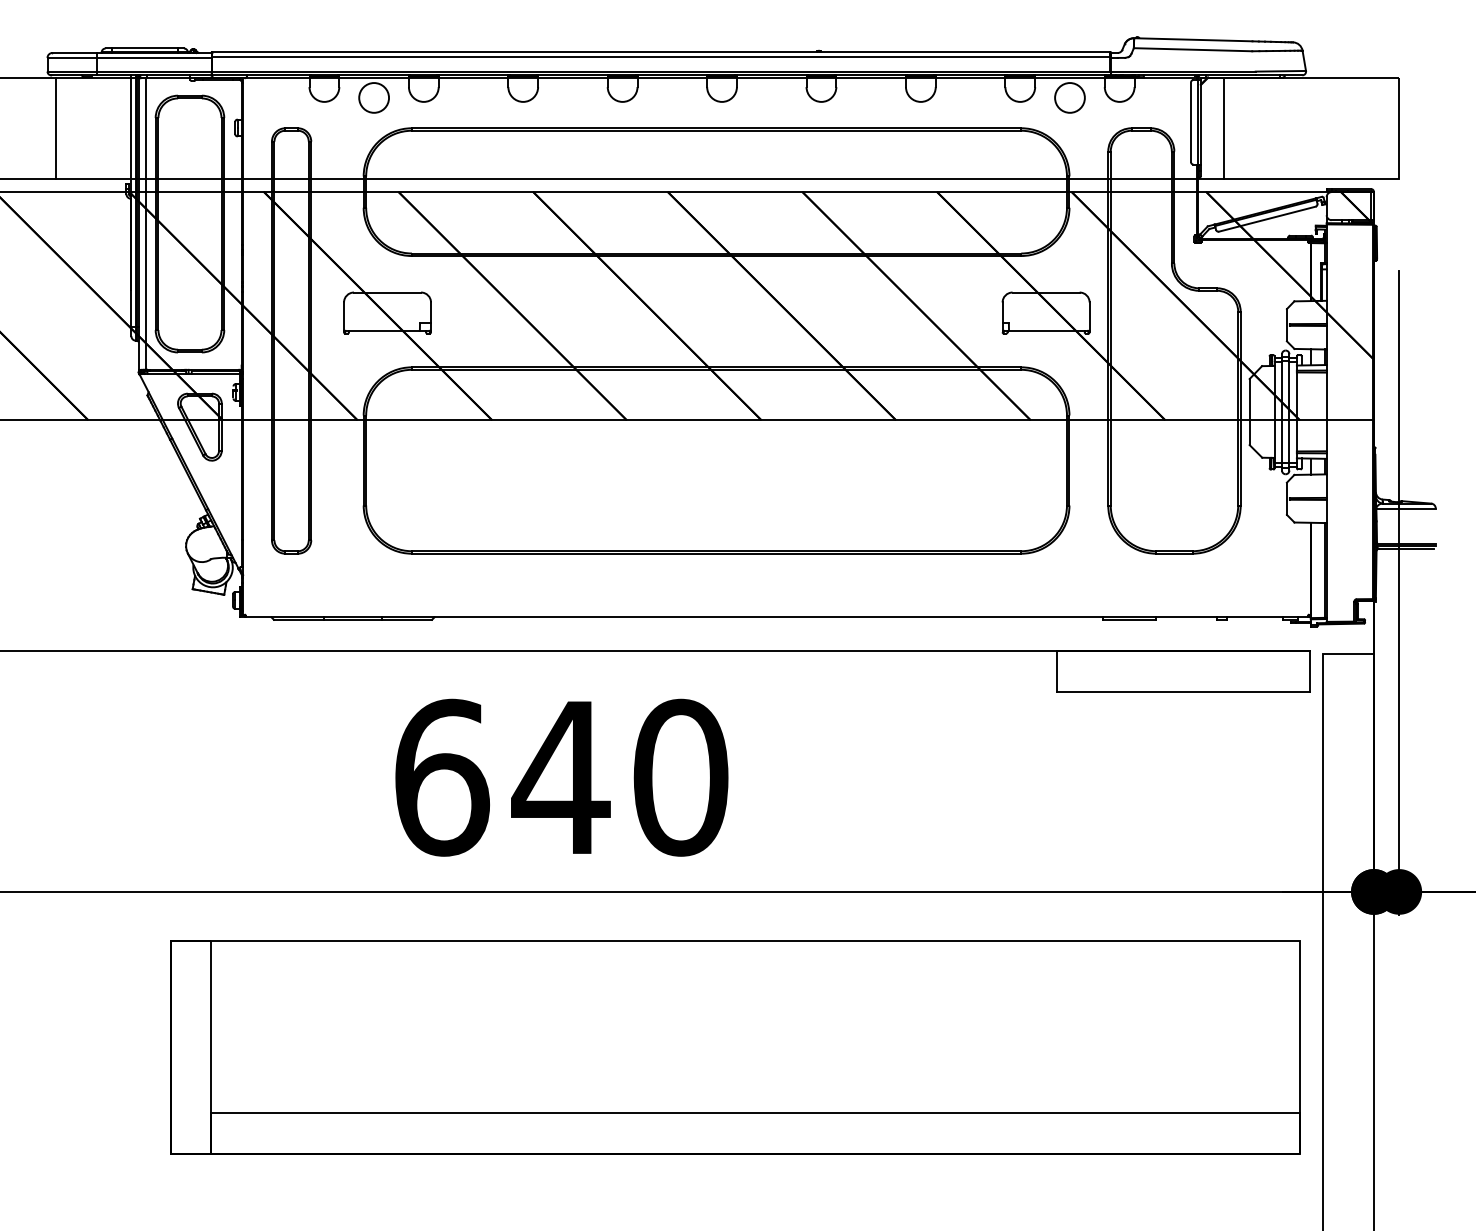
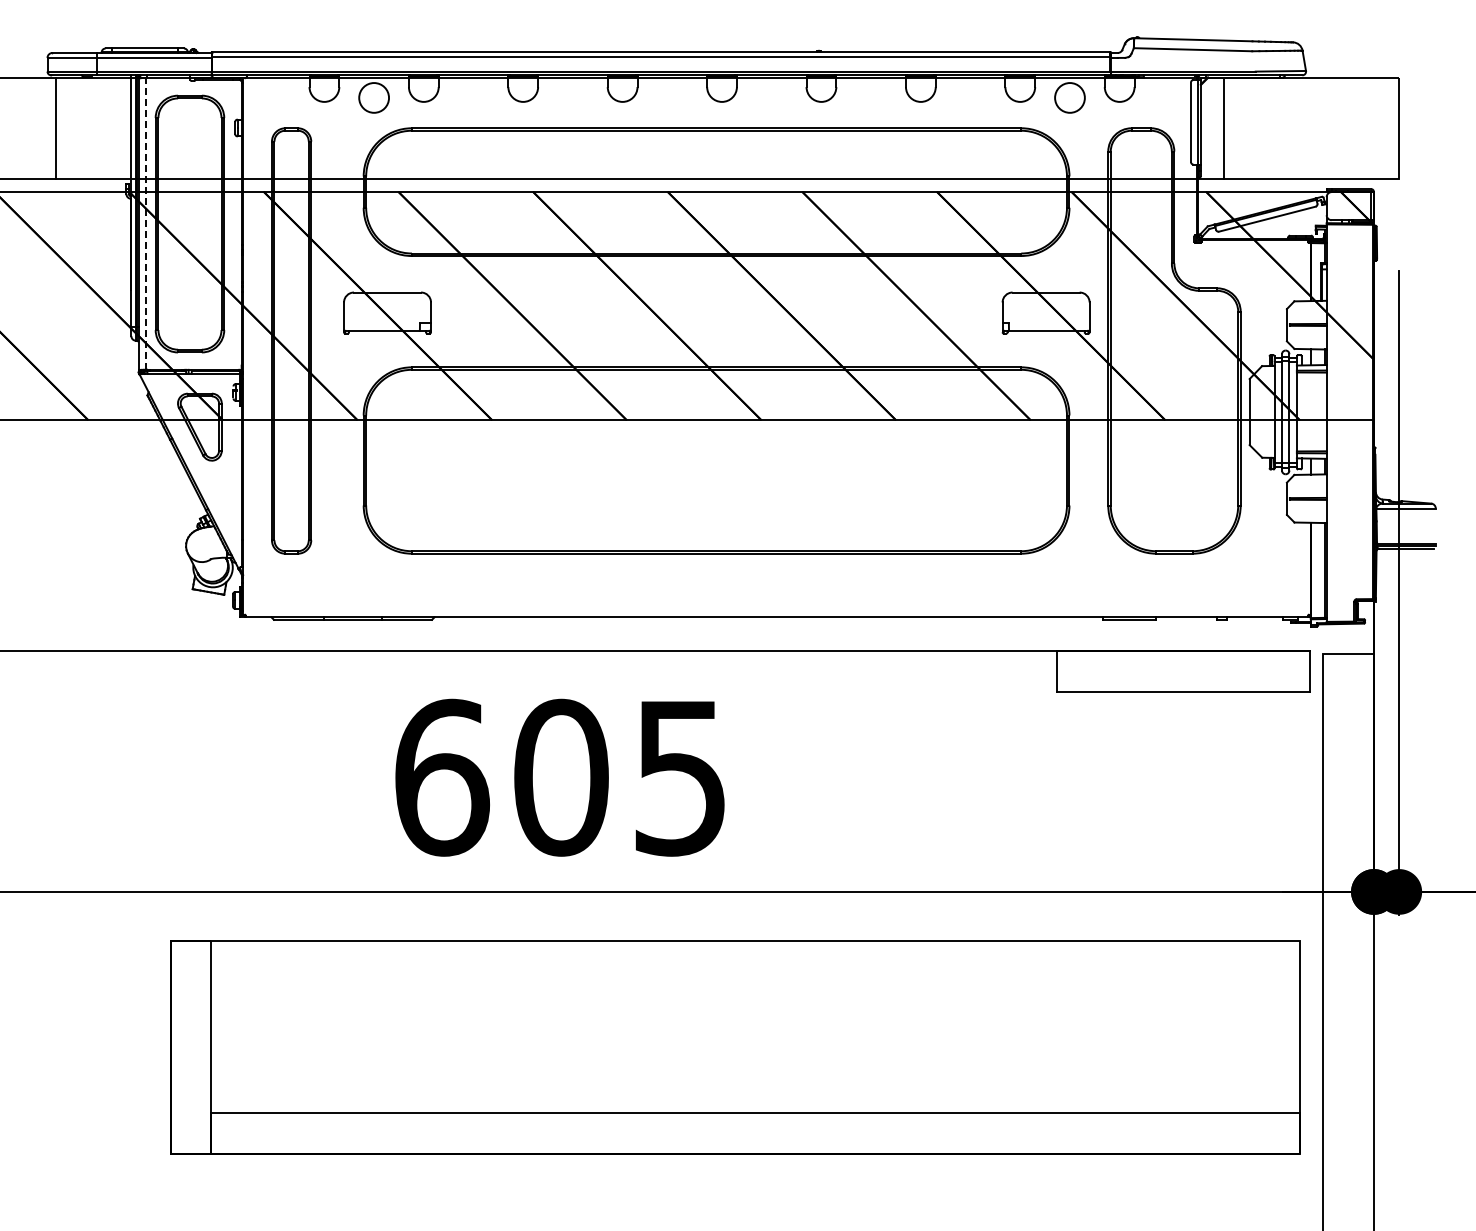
line: solid -> dashed (146, 224)
text: 640 -> 605 (619, 777)
